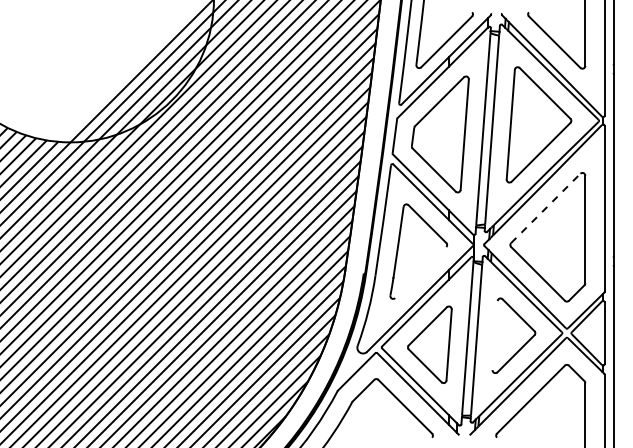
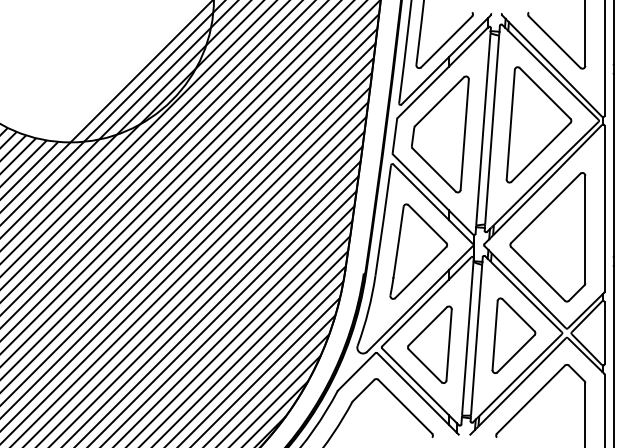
line: dashed -> solid (545, 208)
line: none -> present (420, 272)
line: none -> present (494, 335)
